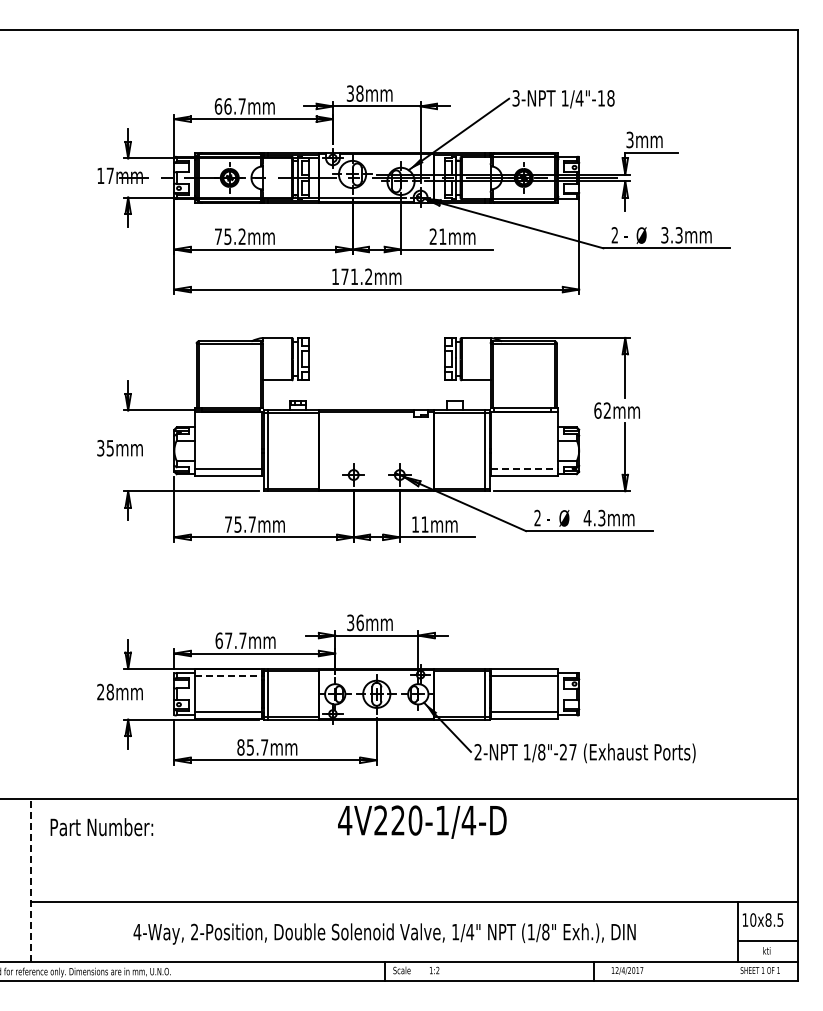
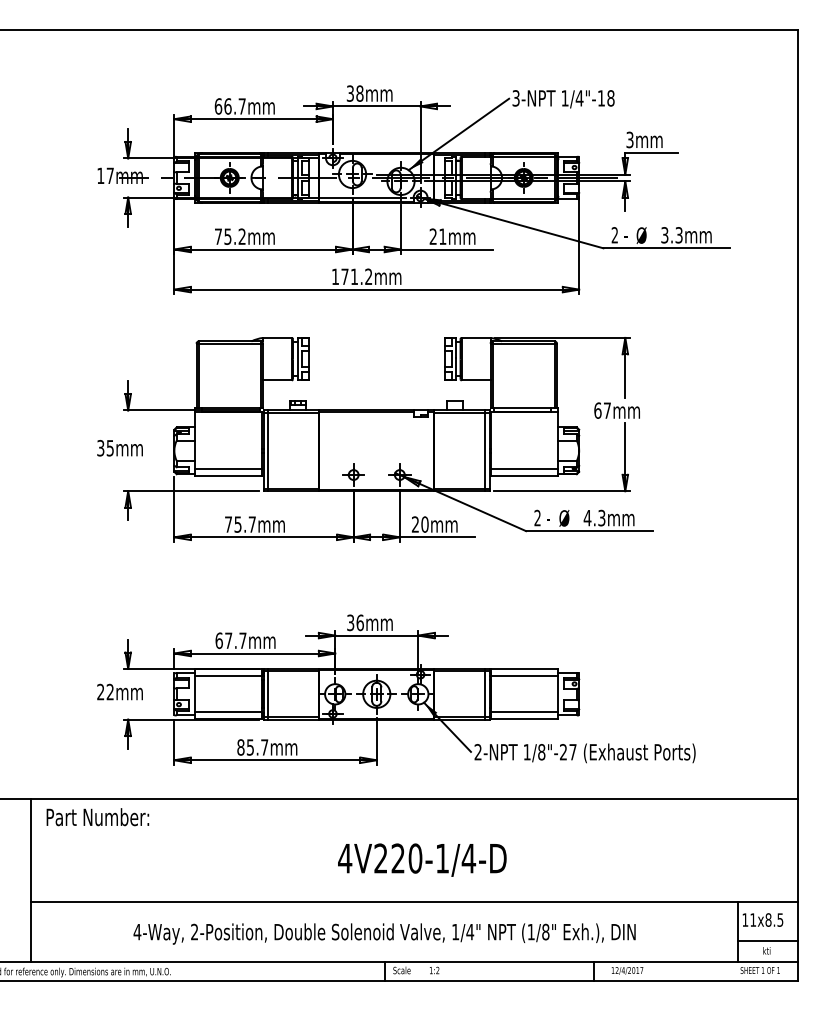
text: 62mm -> 67mm (606, 410)
line: dashed -> solid (524, 469)
text: 11mm -> 20mm (419, 524)
line: dashed -> solid (228, 676)
text: 28mm -> 22mm (109, 692)
text position: (422, 821) -> (422, 859) (422, 859)
text position: (101, 827) -> (97, 817) (97, 817)
line: dashed -> solid (31, 880)
text: 10x8.5 -> 11x8.5 (753, 919)
